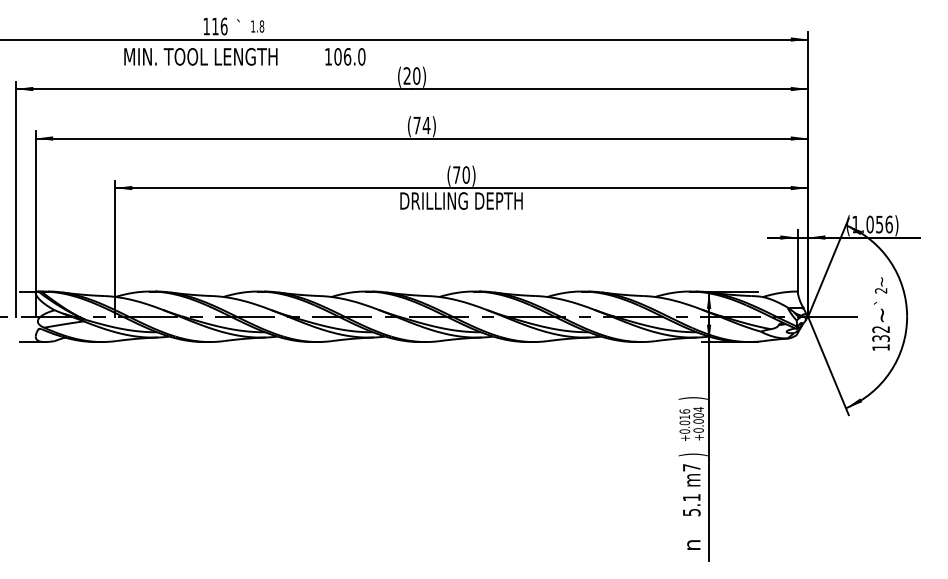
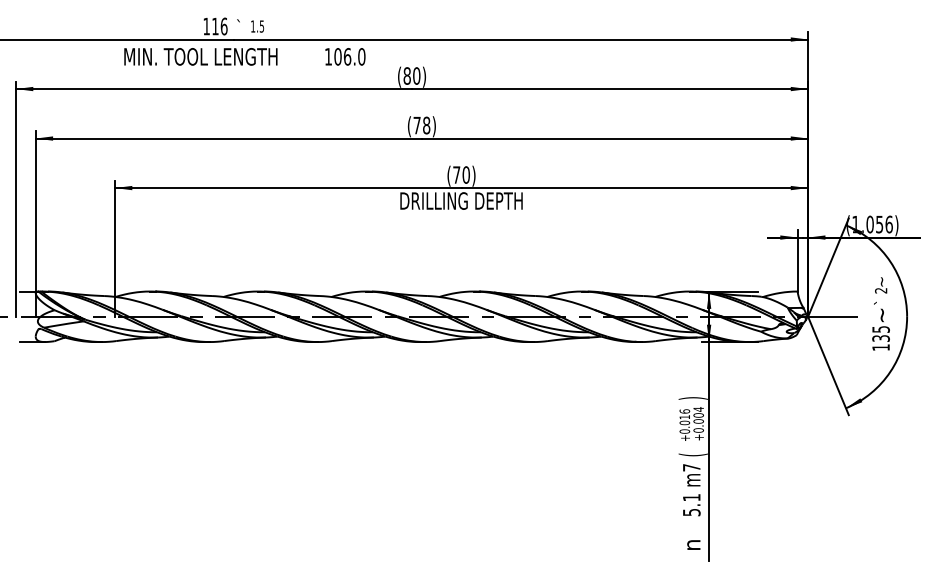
text: 1.8 -> 1.5 (261, 26)
text: (20) -> (80) (406, 75)
text: (74) -> (78) (426, 125)
text: 132 -> 135 (880, 329)
text: ) -> ( (692, 454)
